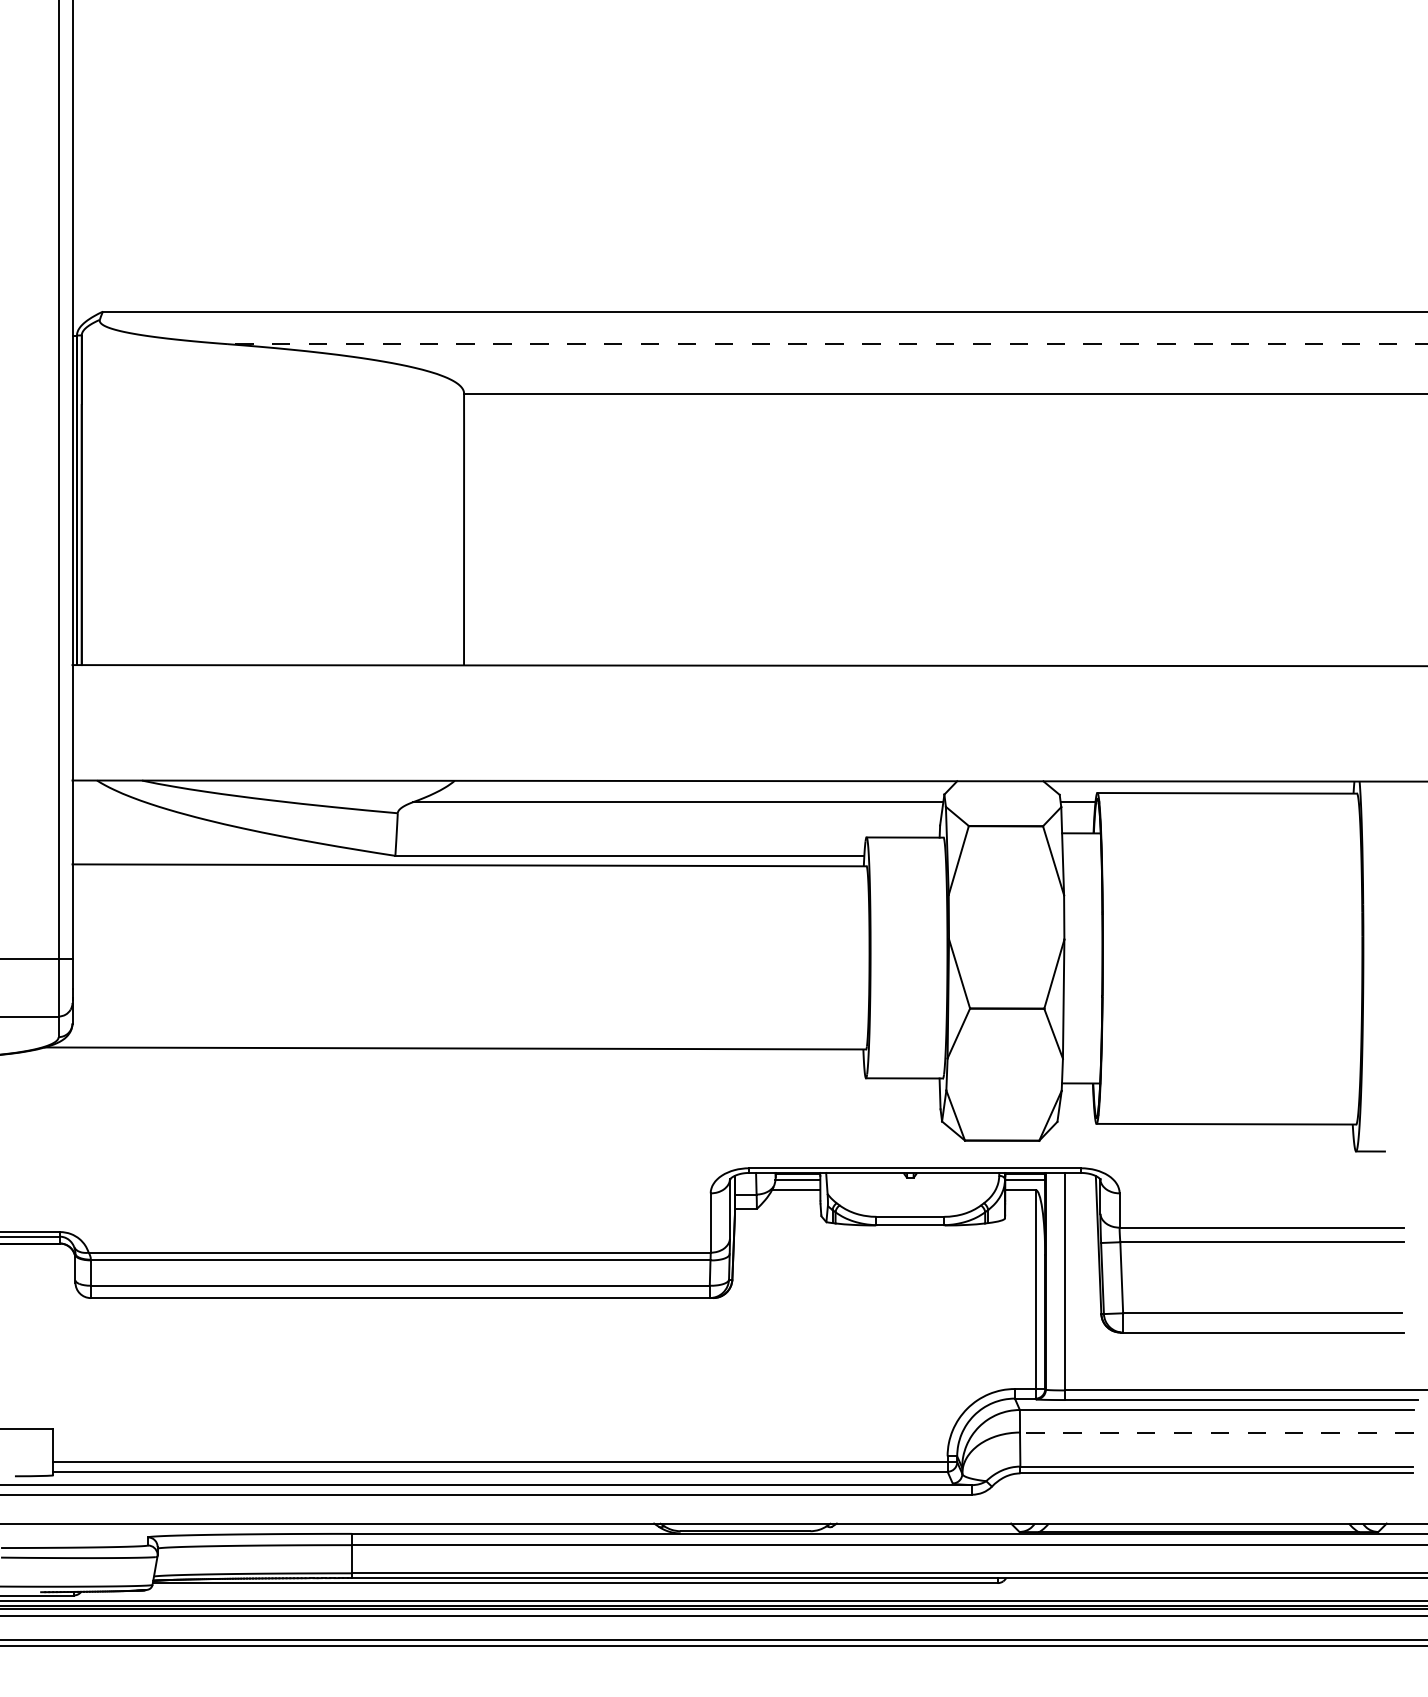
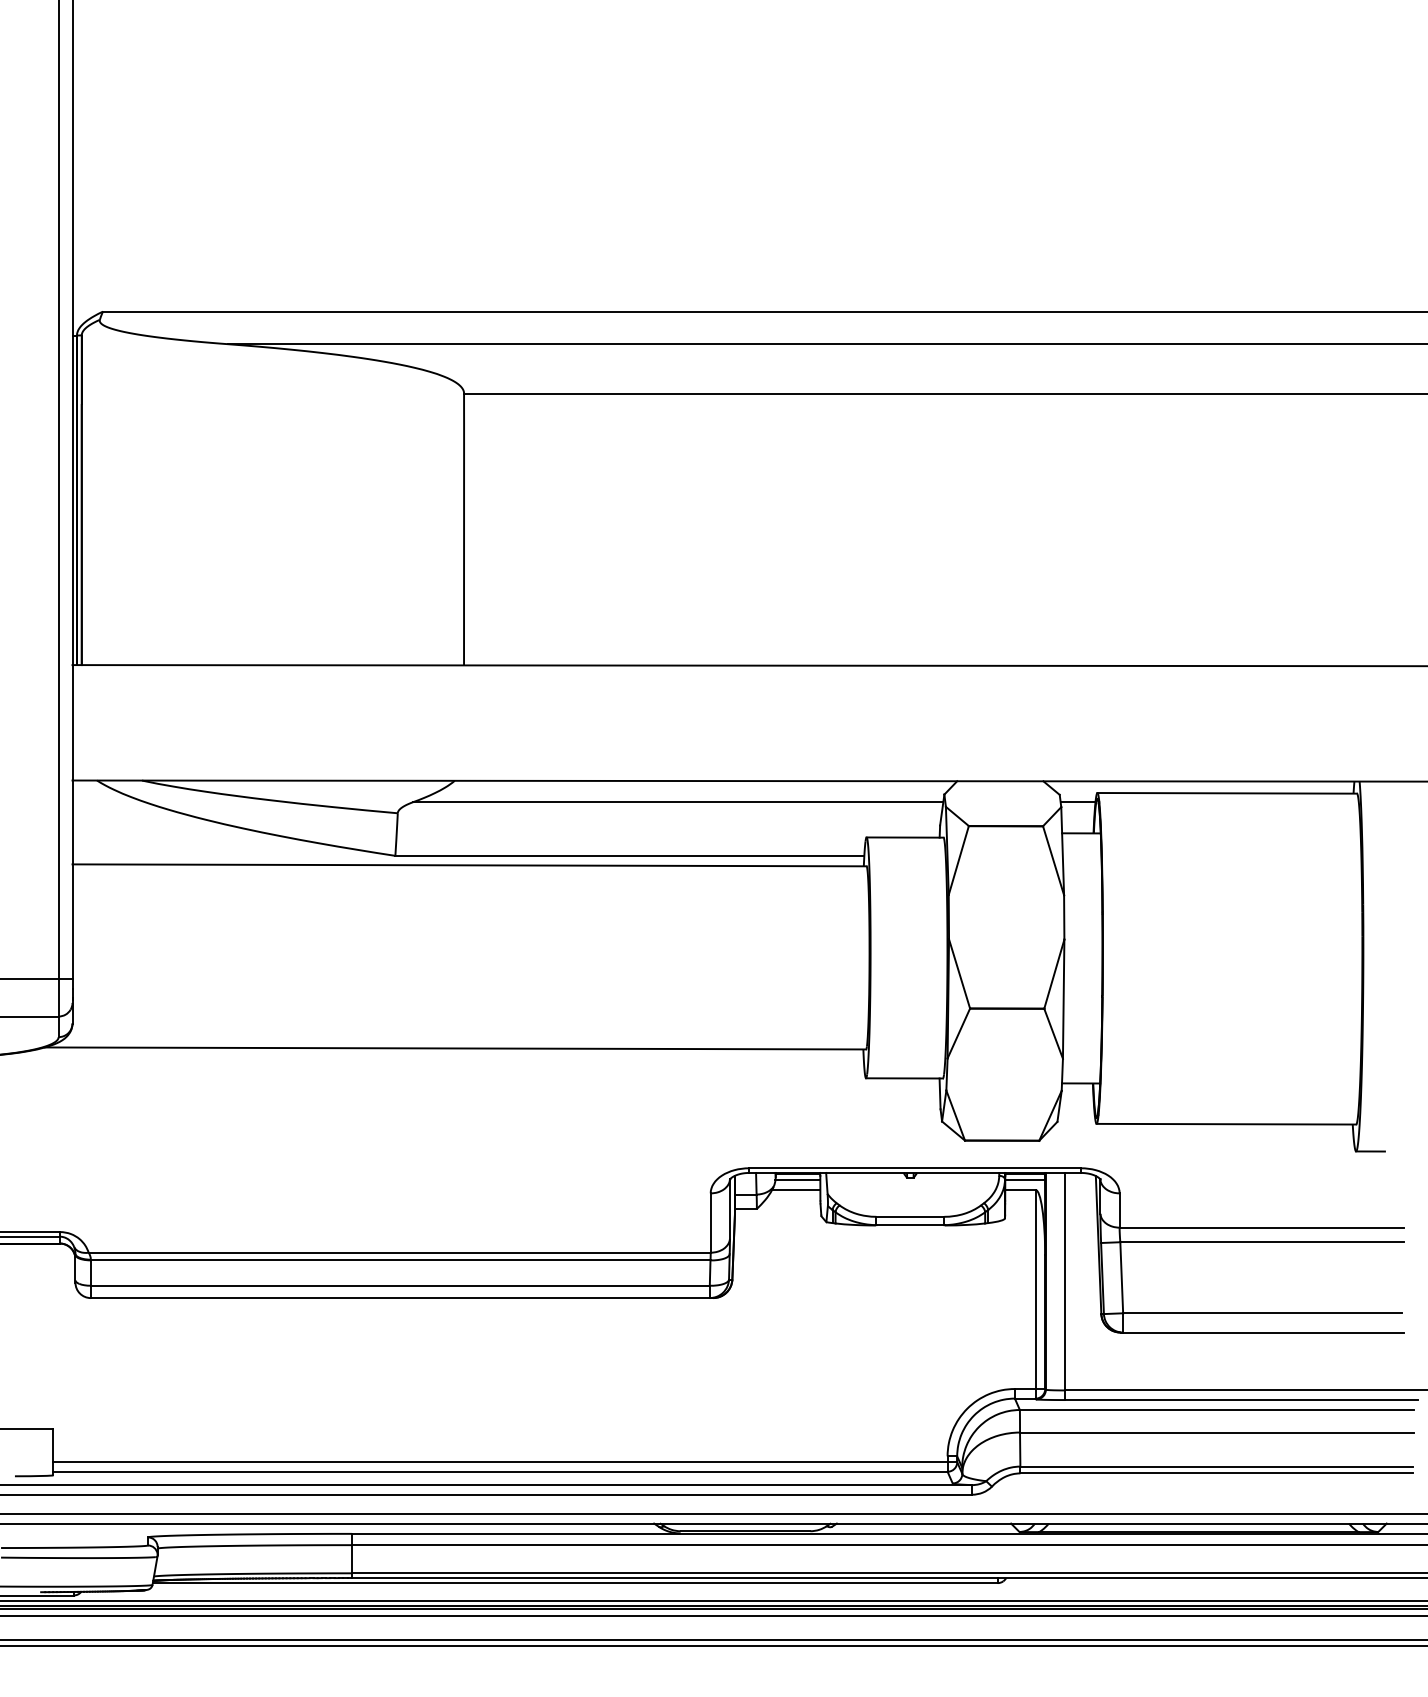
line: dashed -> solid (827, 344)
line position: (37, 958) -> (37, 978) (37, 978)
line: dashed -> solid (1216, 1432)
line: none -> present (713, 1513)
